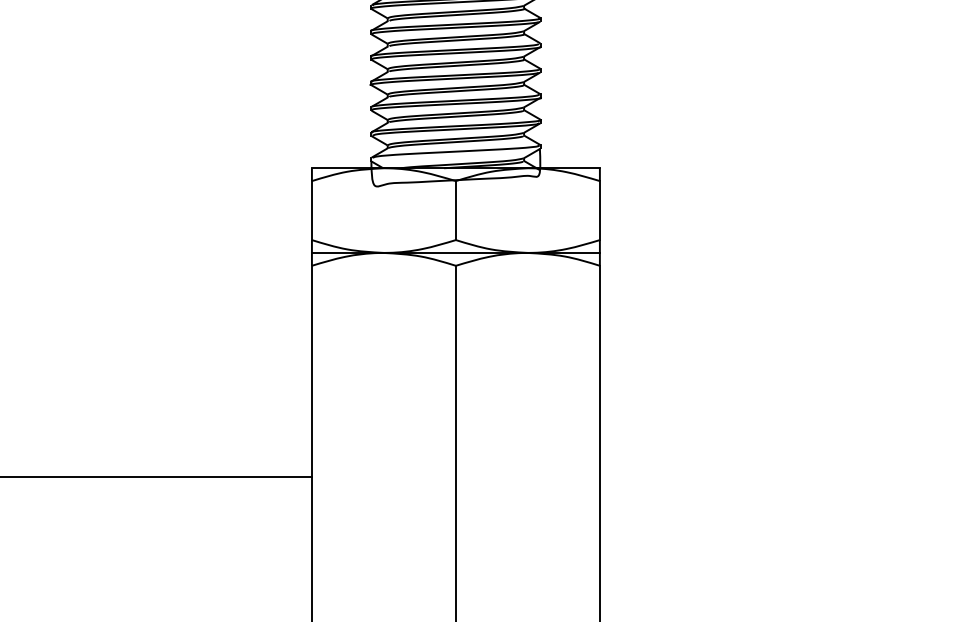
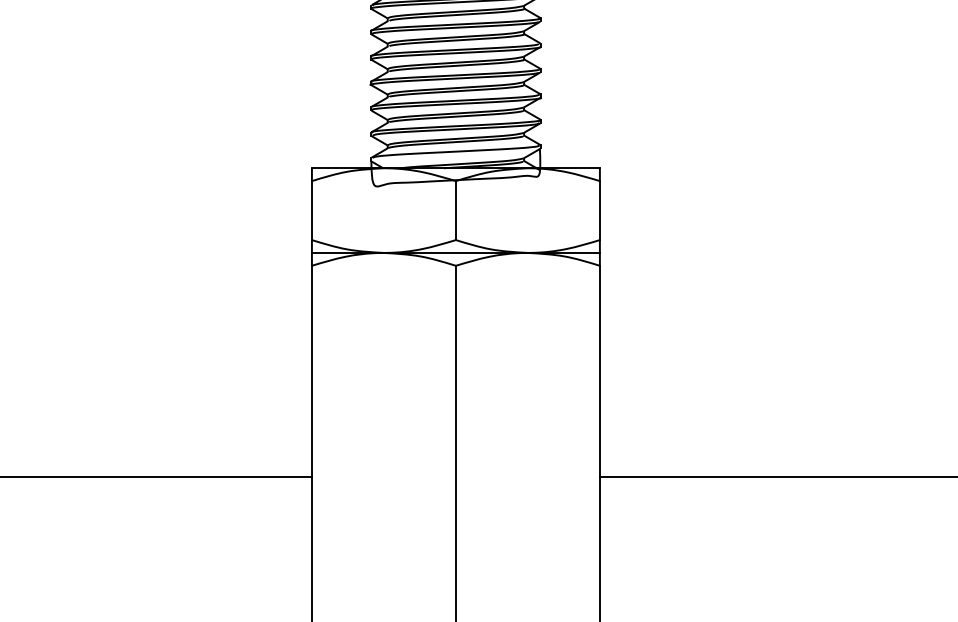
line: none -> present (776, 476)
